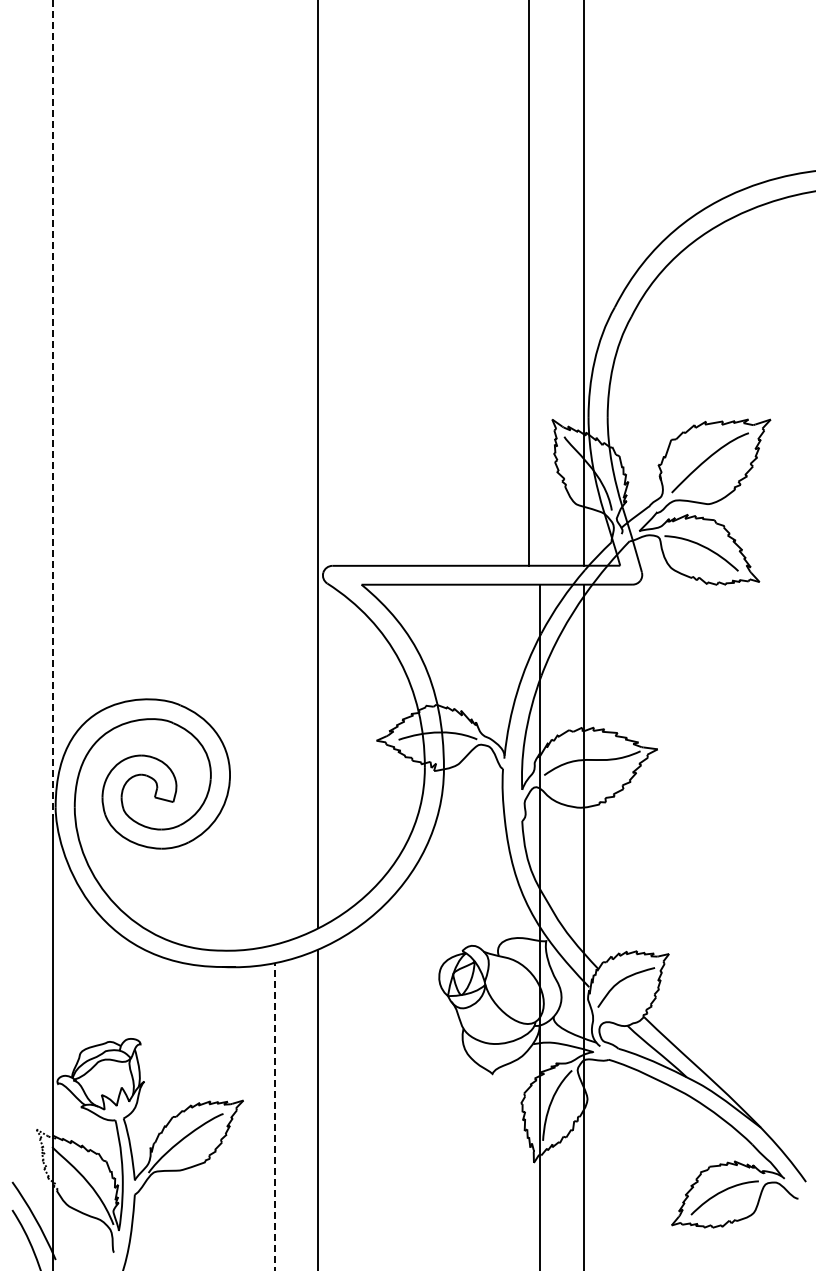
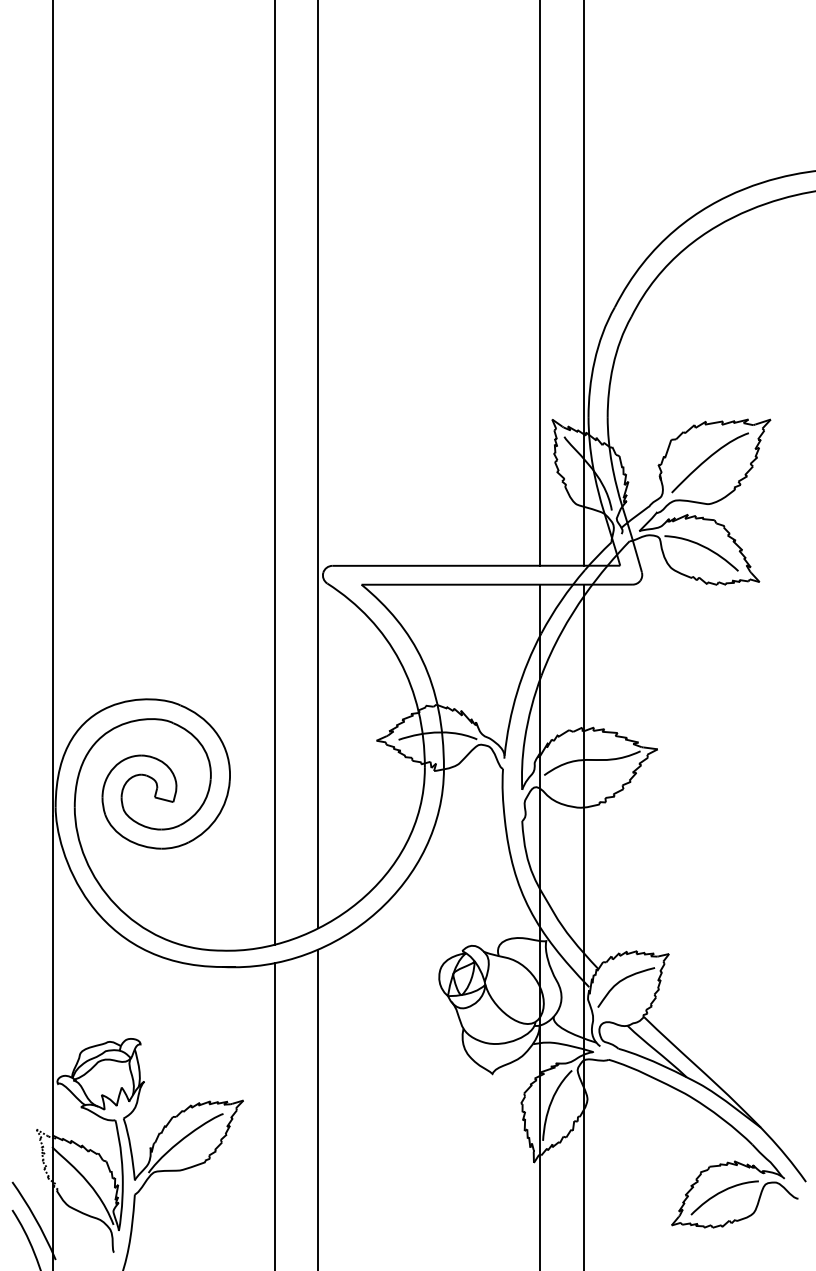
line position: (529, 283) -> (540, 283) (540, 283)
line: dashed -> solid (52, 408)
line: none -> present (274, 473)
line: dashed -> solid (274, 1116)
